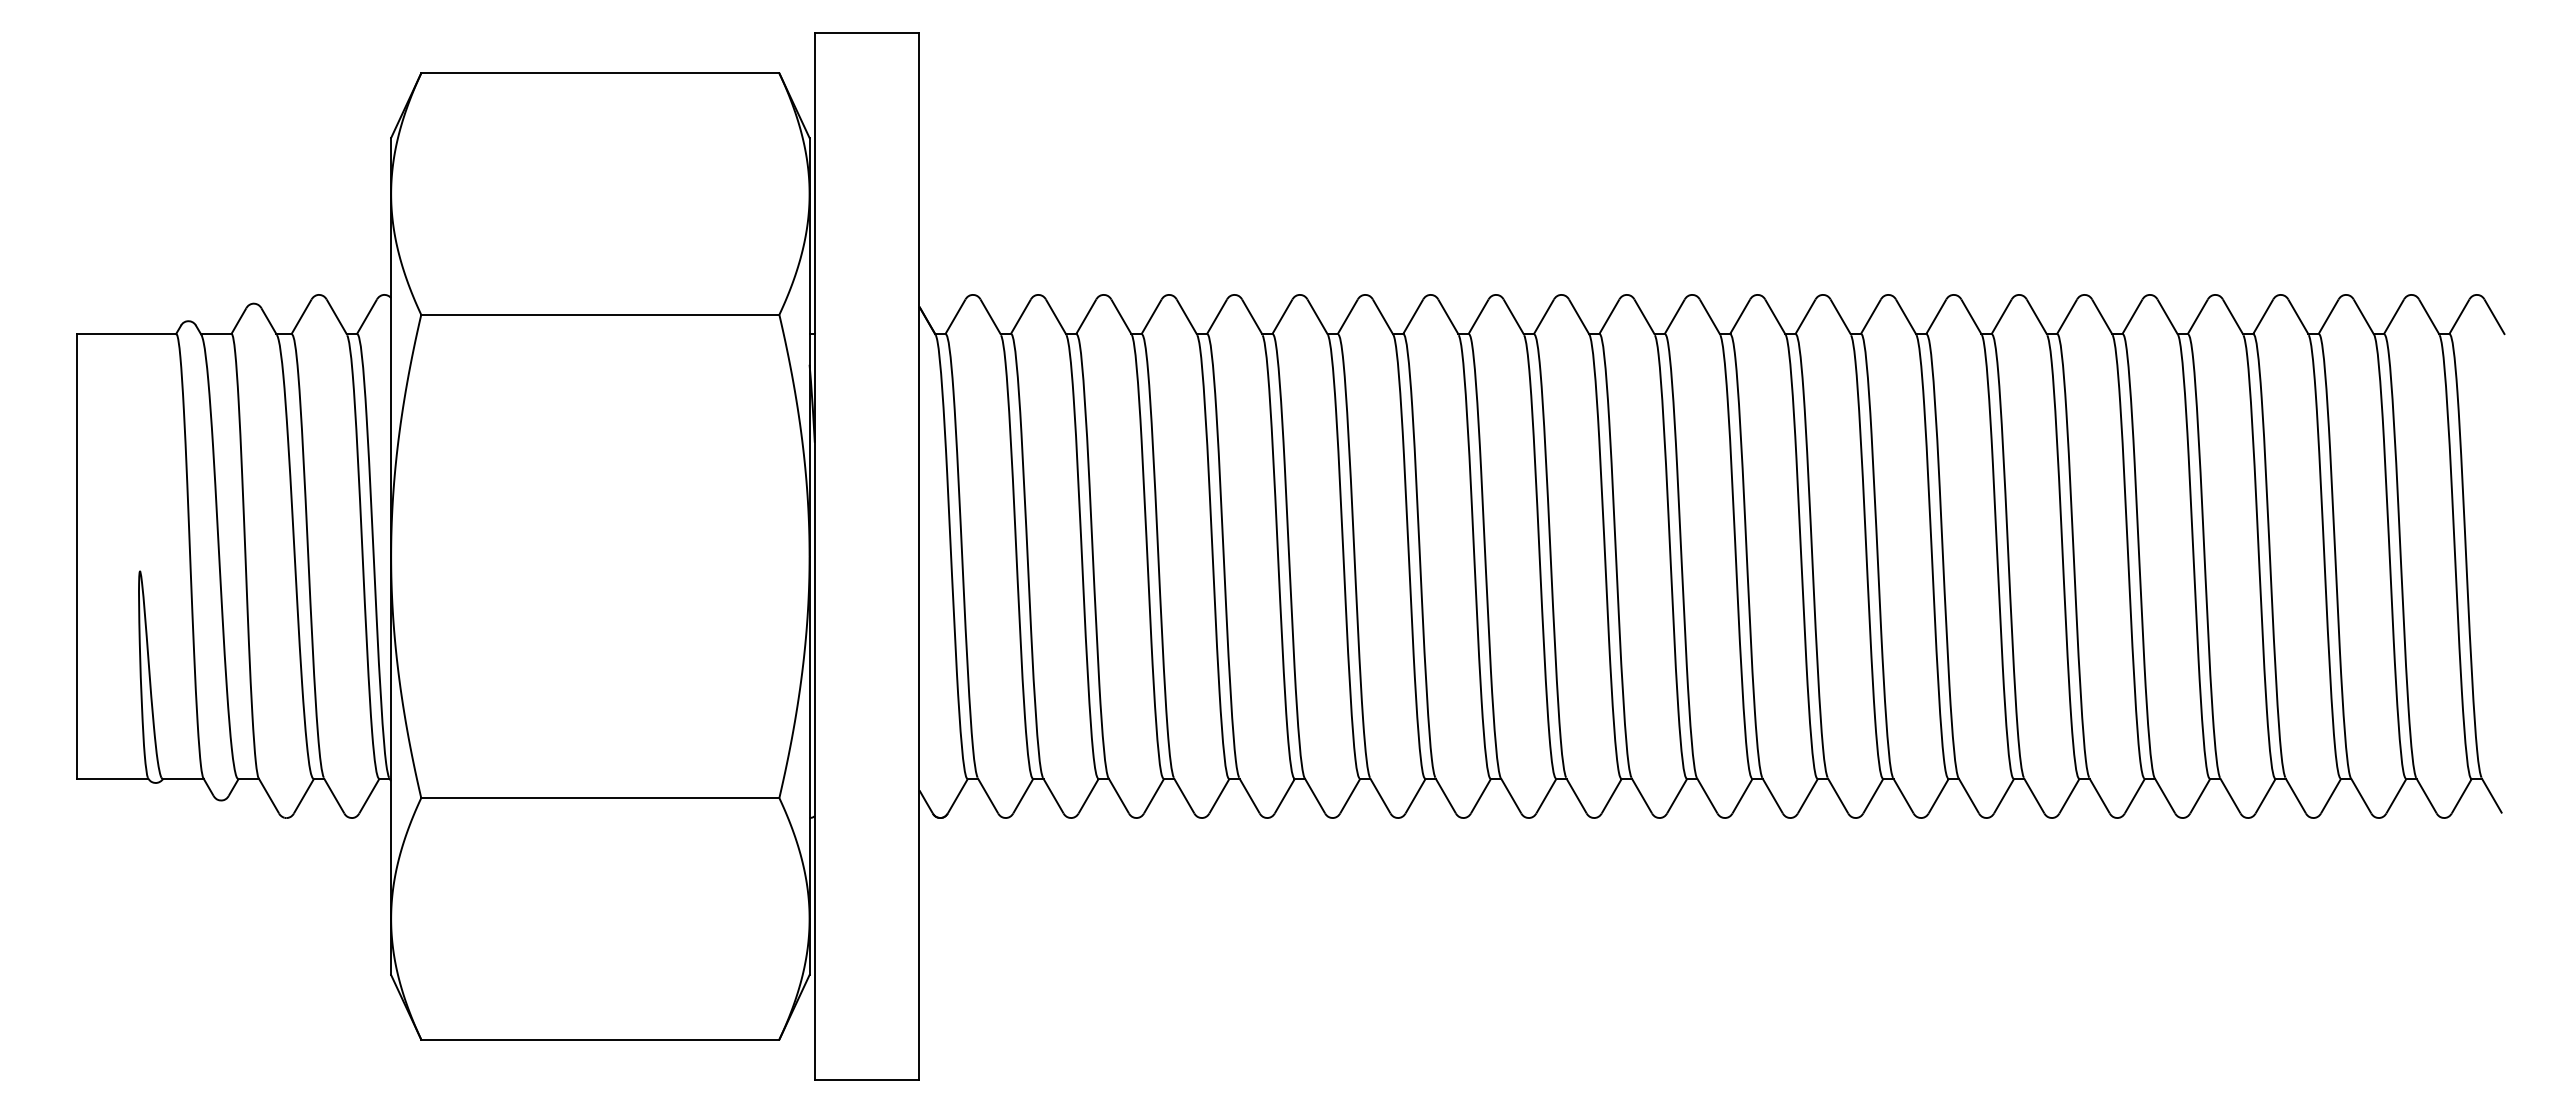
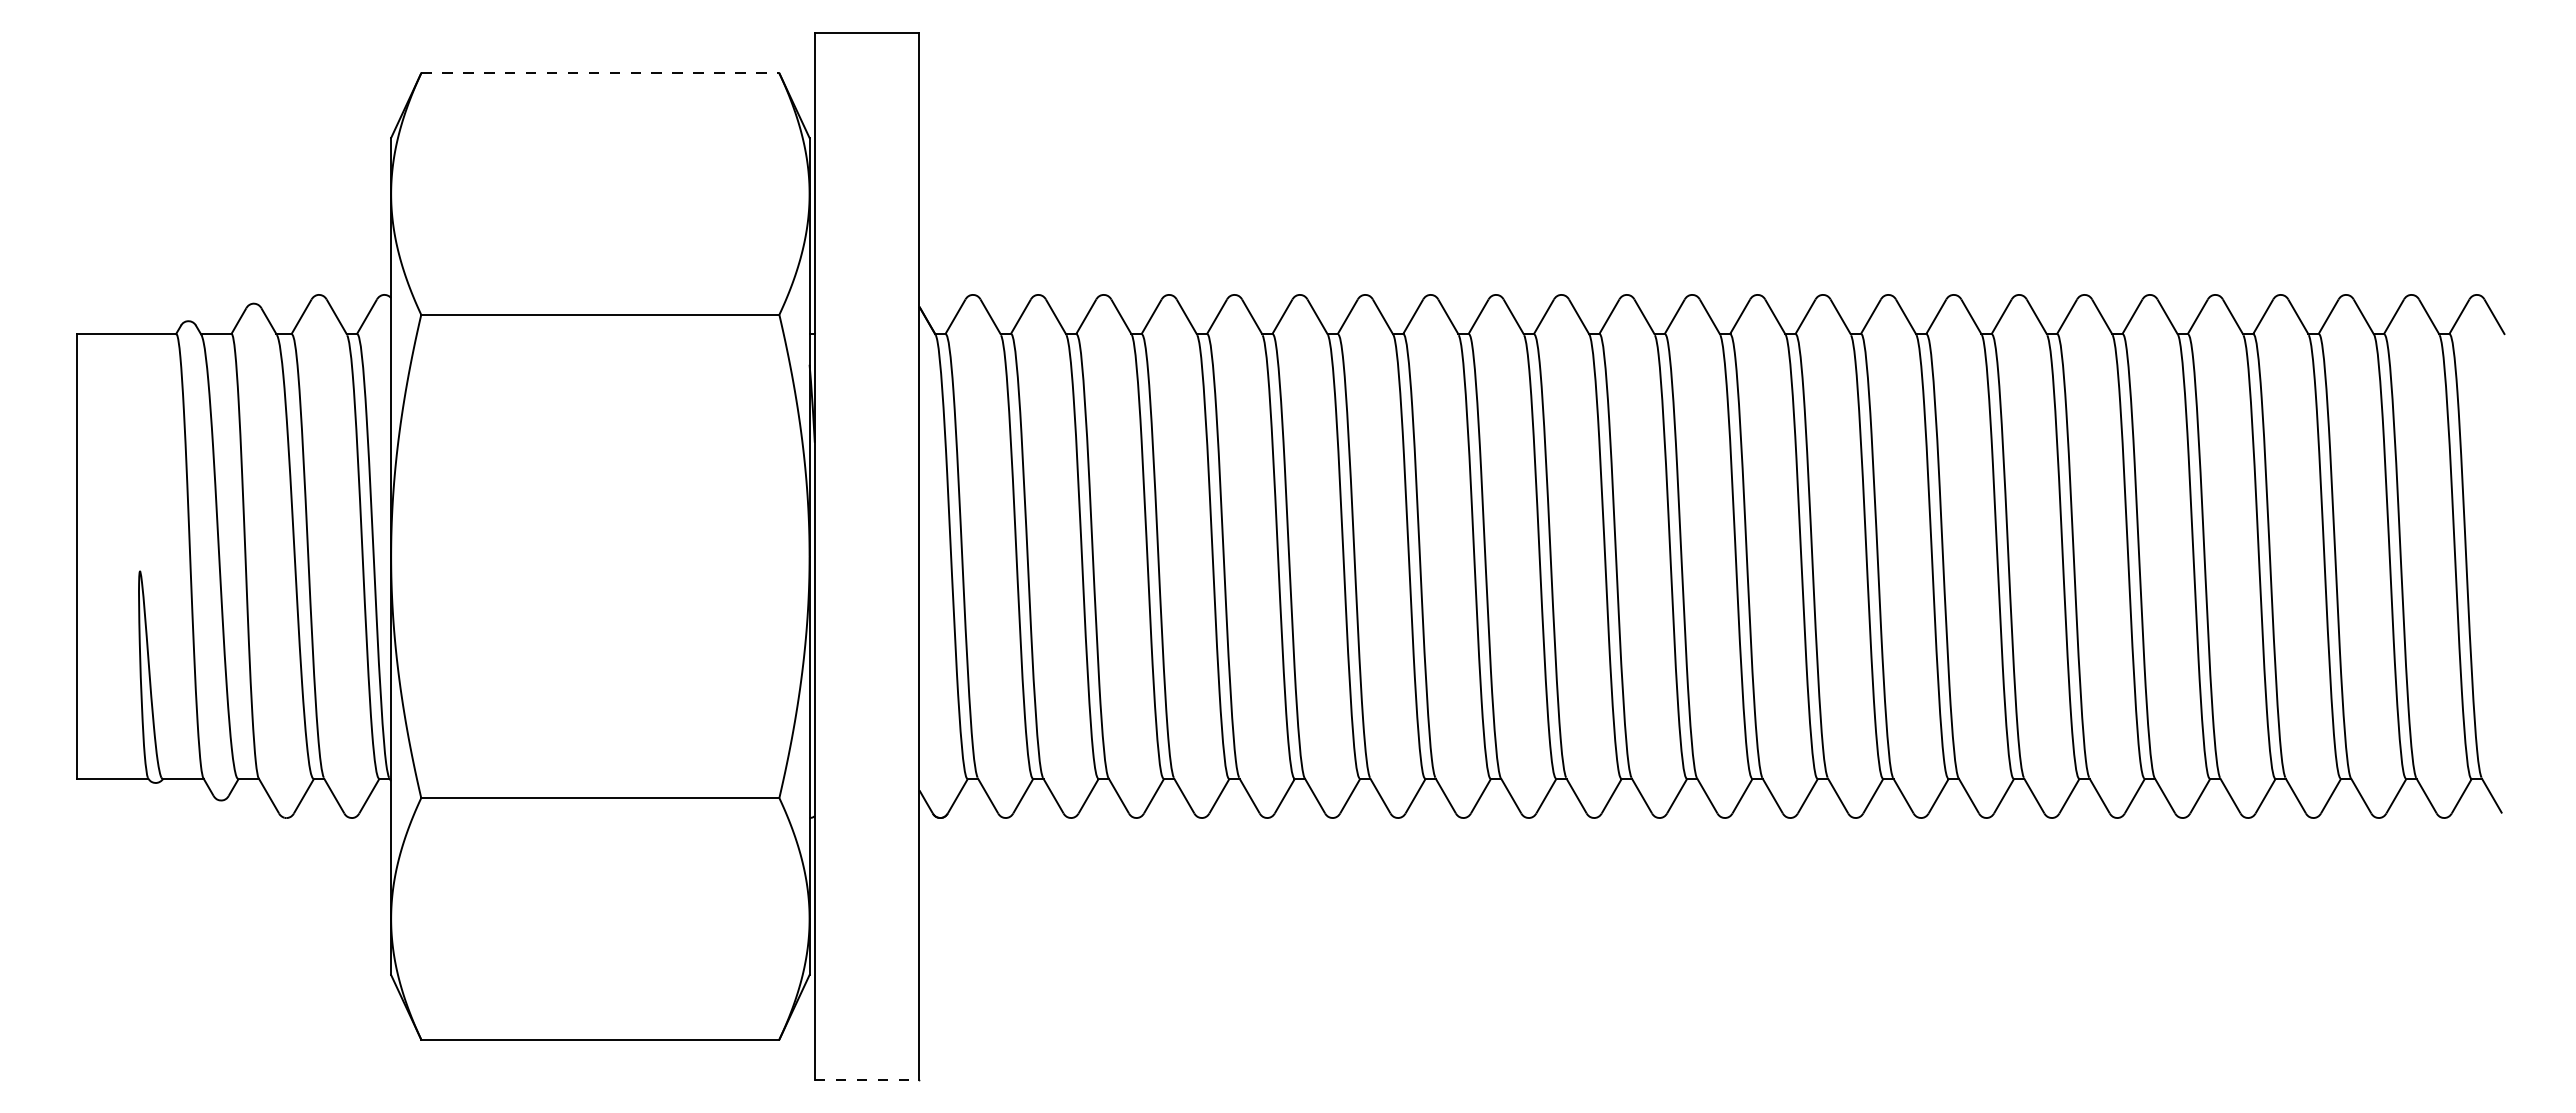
line: solid -> dashed (600, 73)
line: solid -> dashed (867, 1079)
